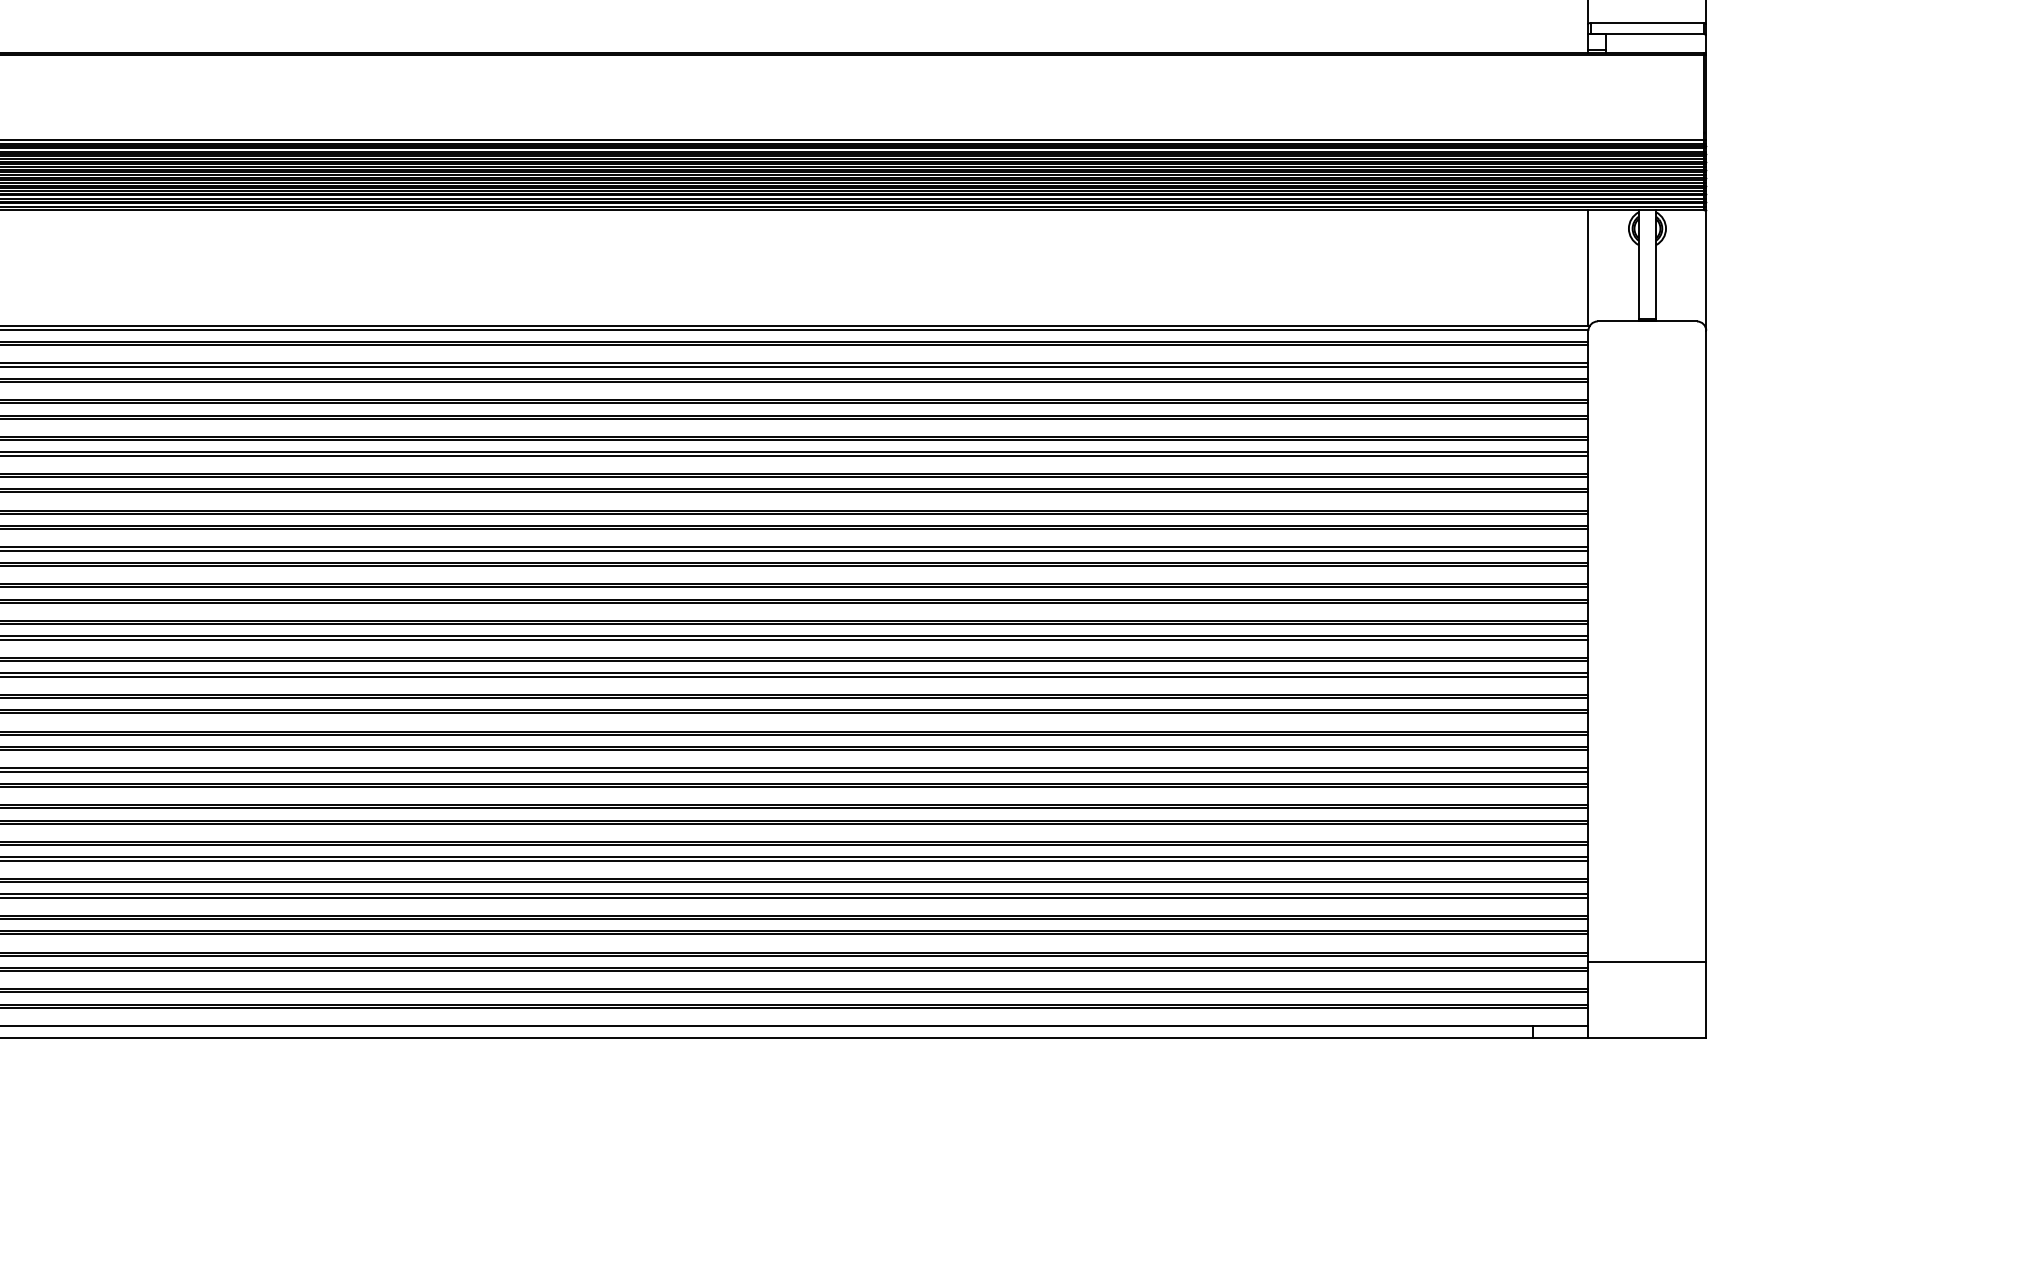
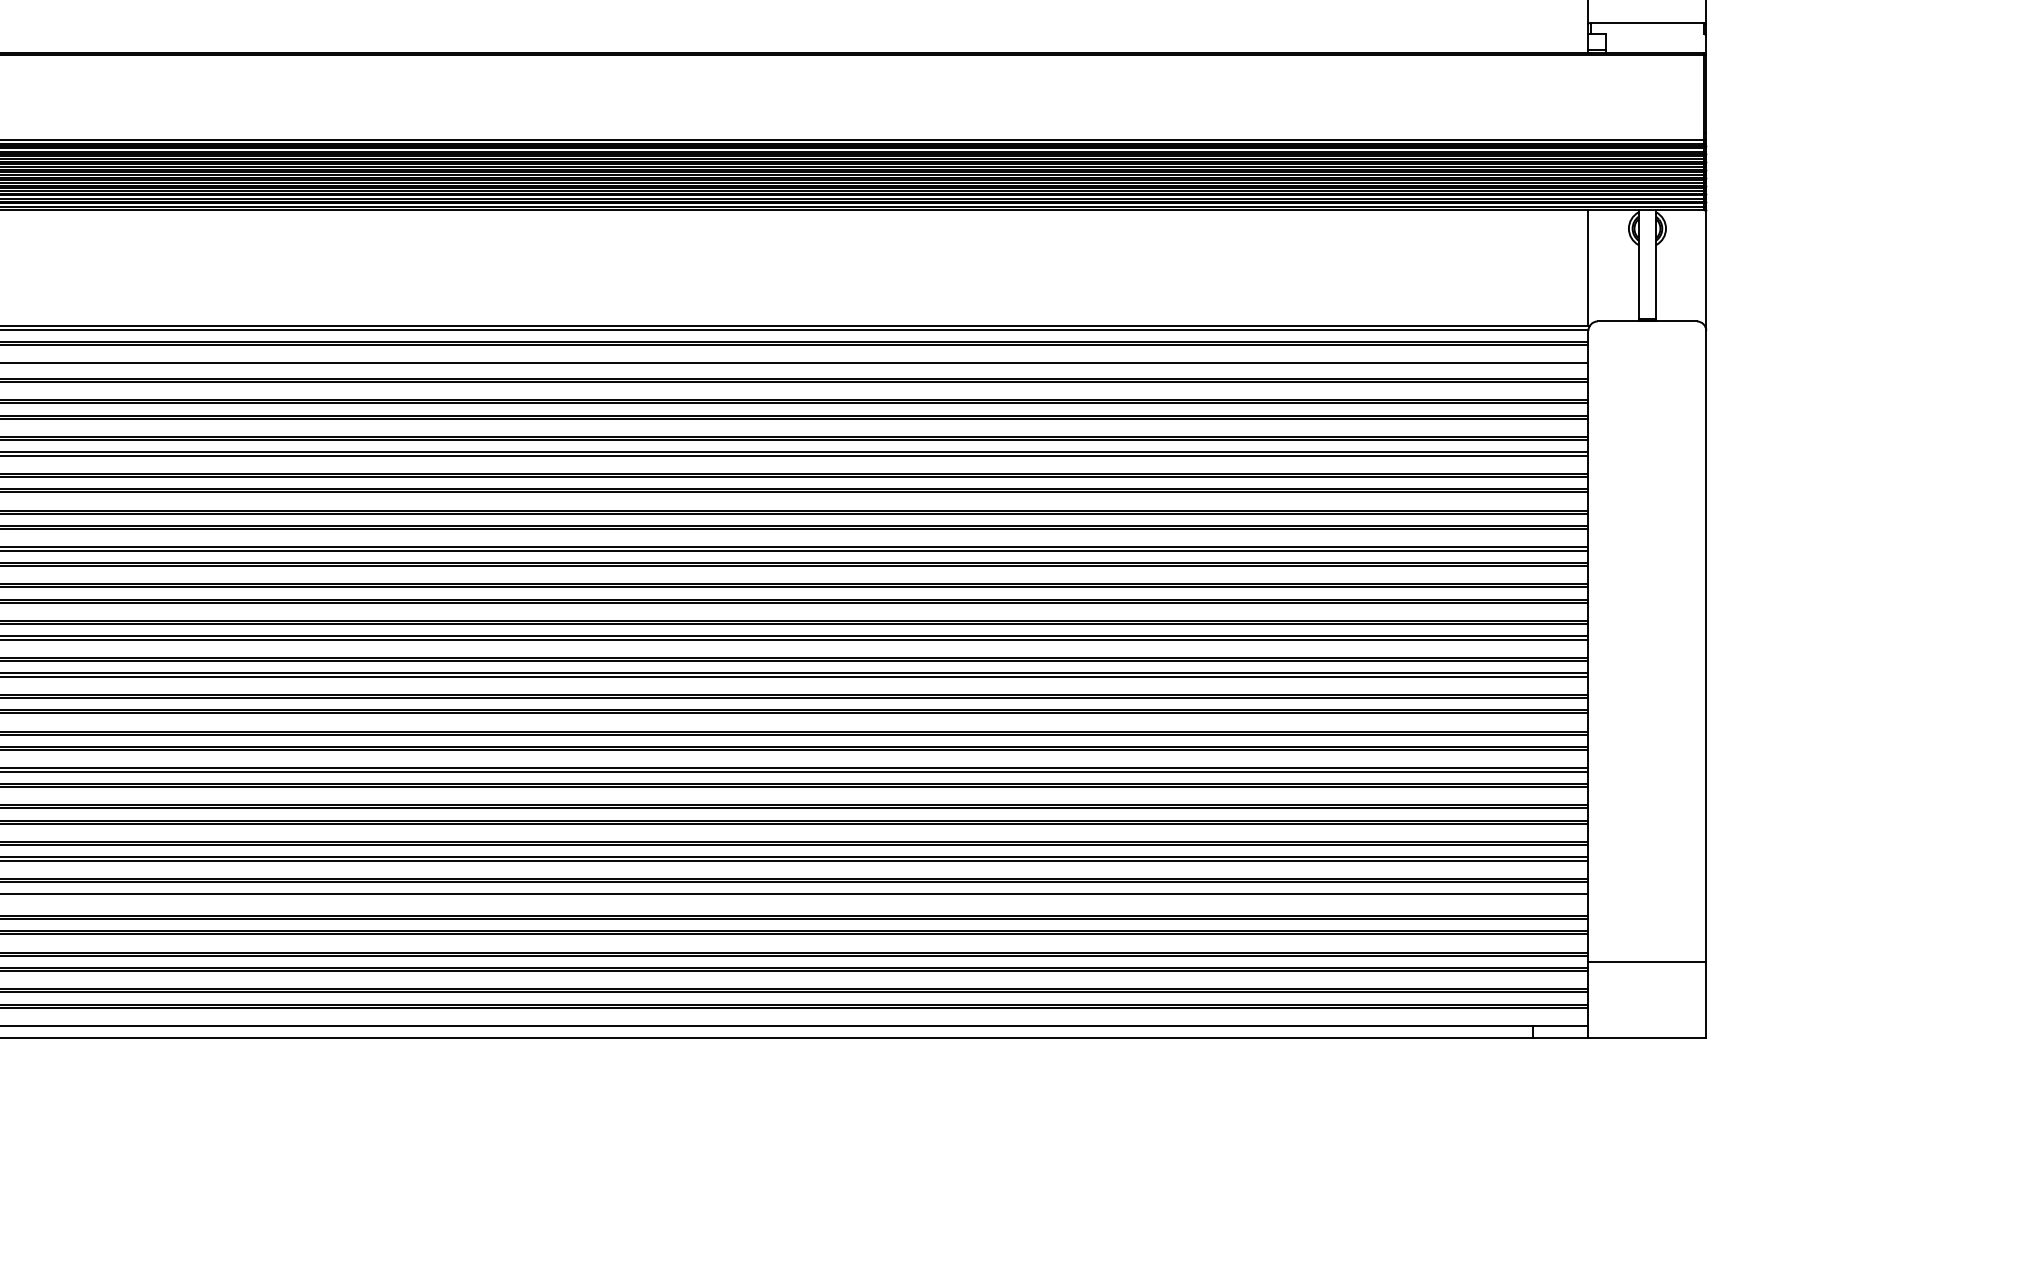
line: present -> none (1647, 34)
line: present -> none (795, 366)
line: present -> none (795, 897)
